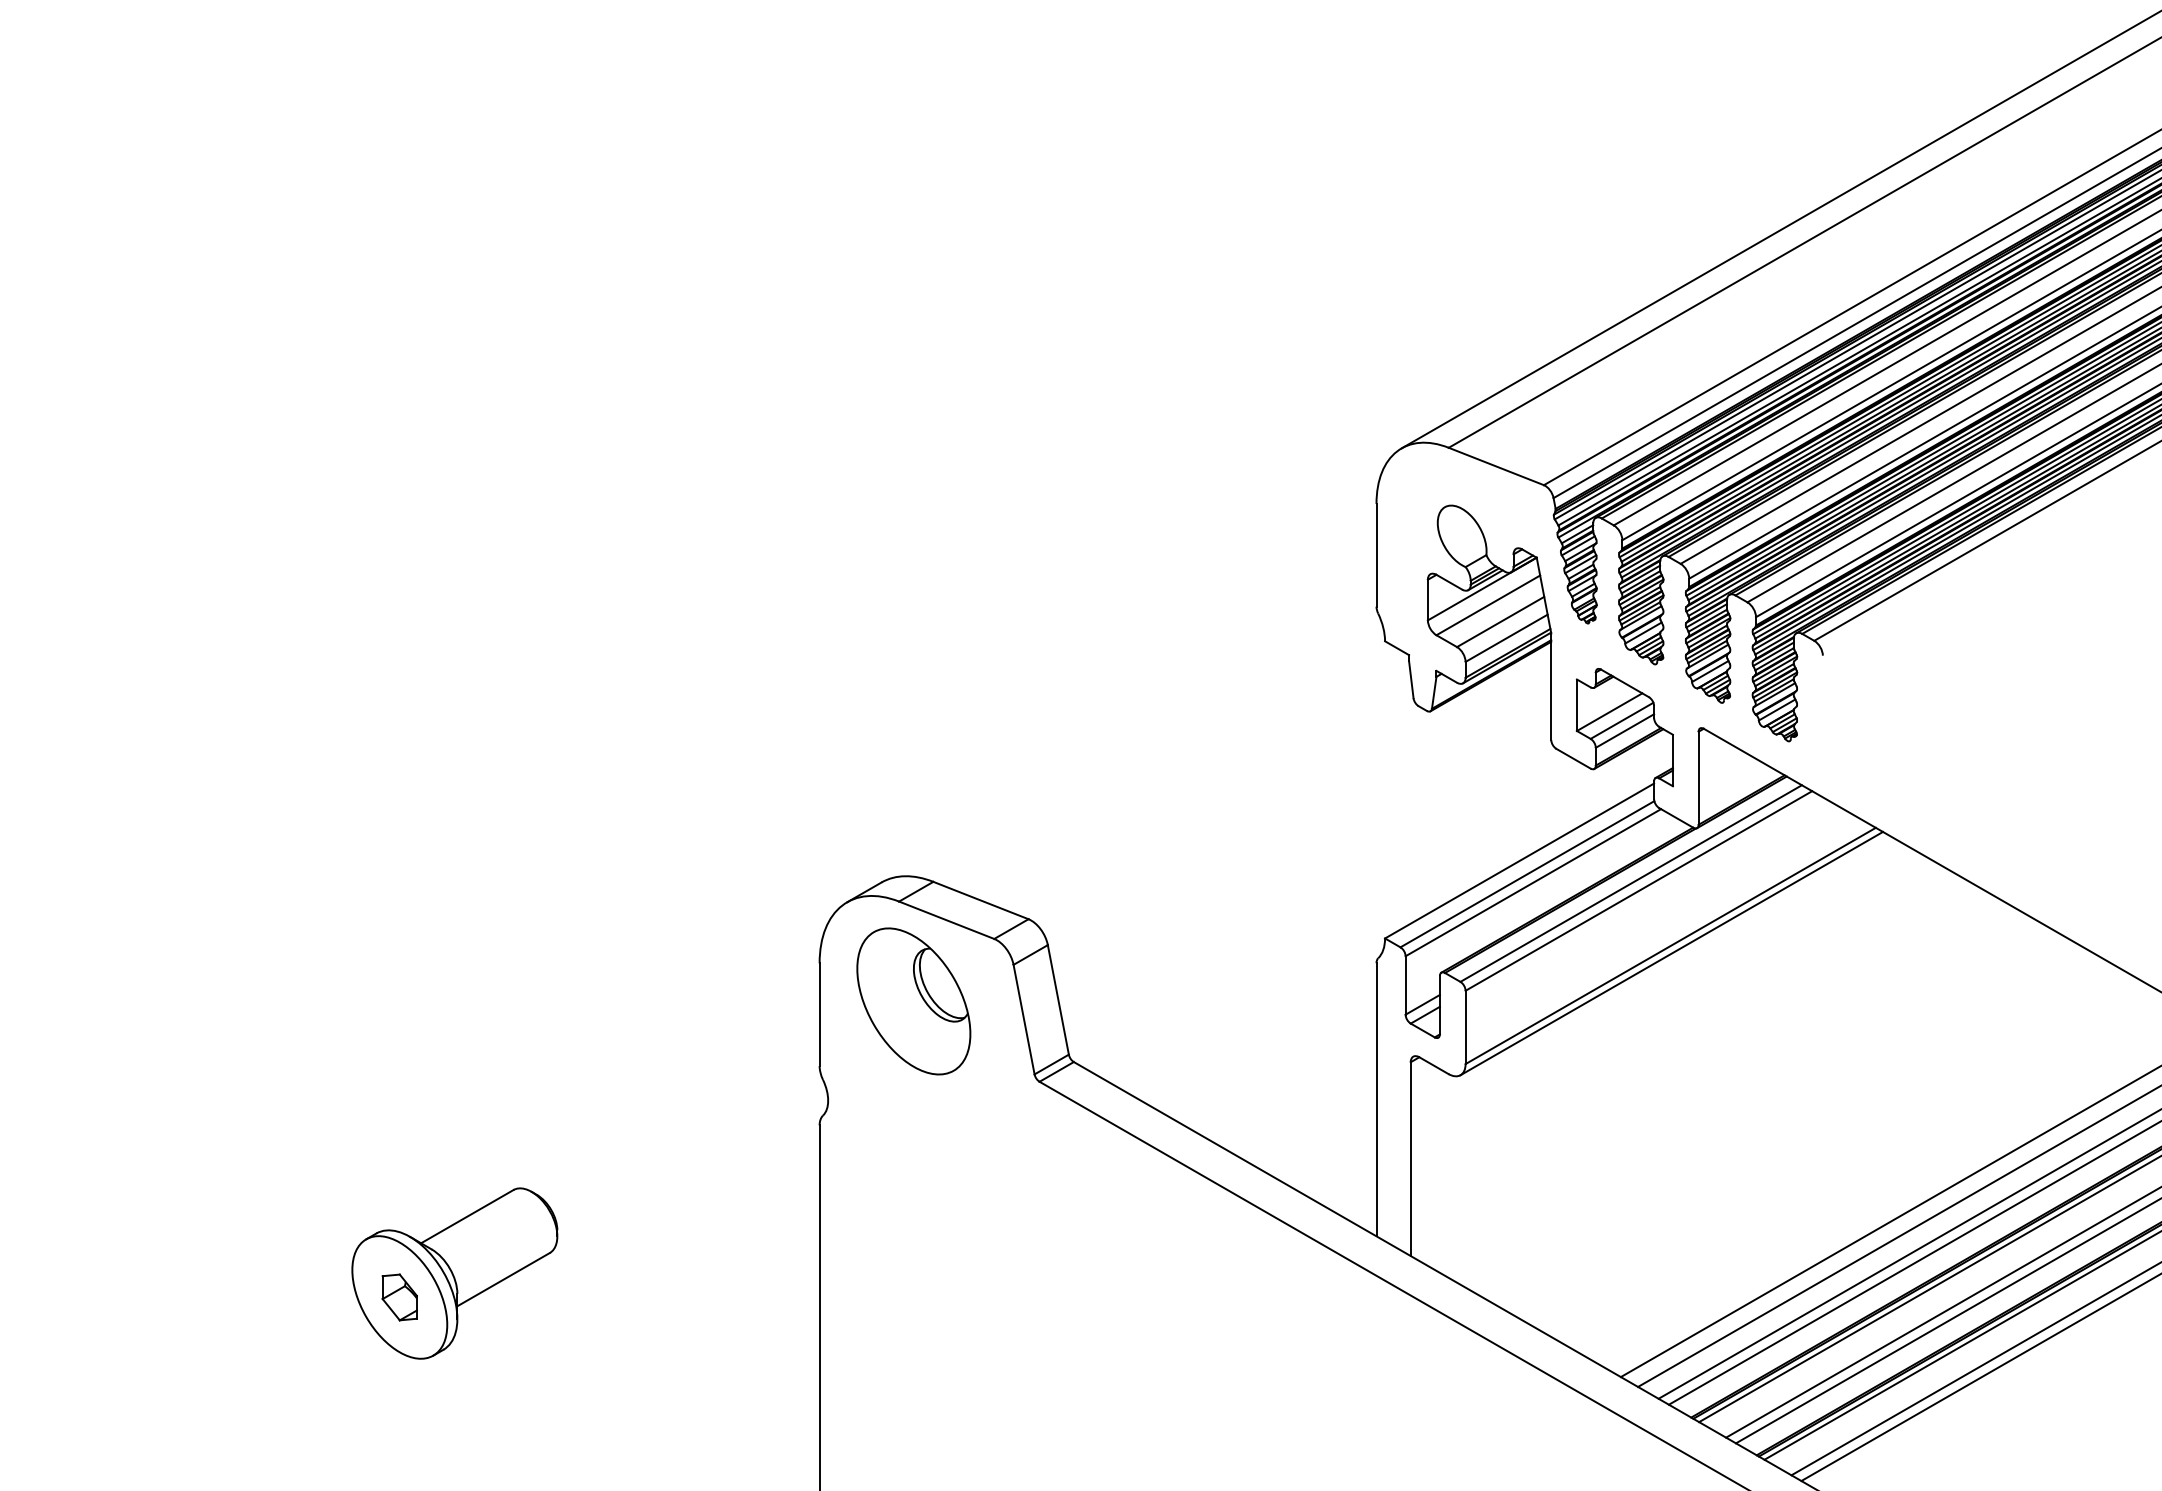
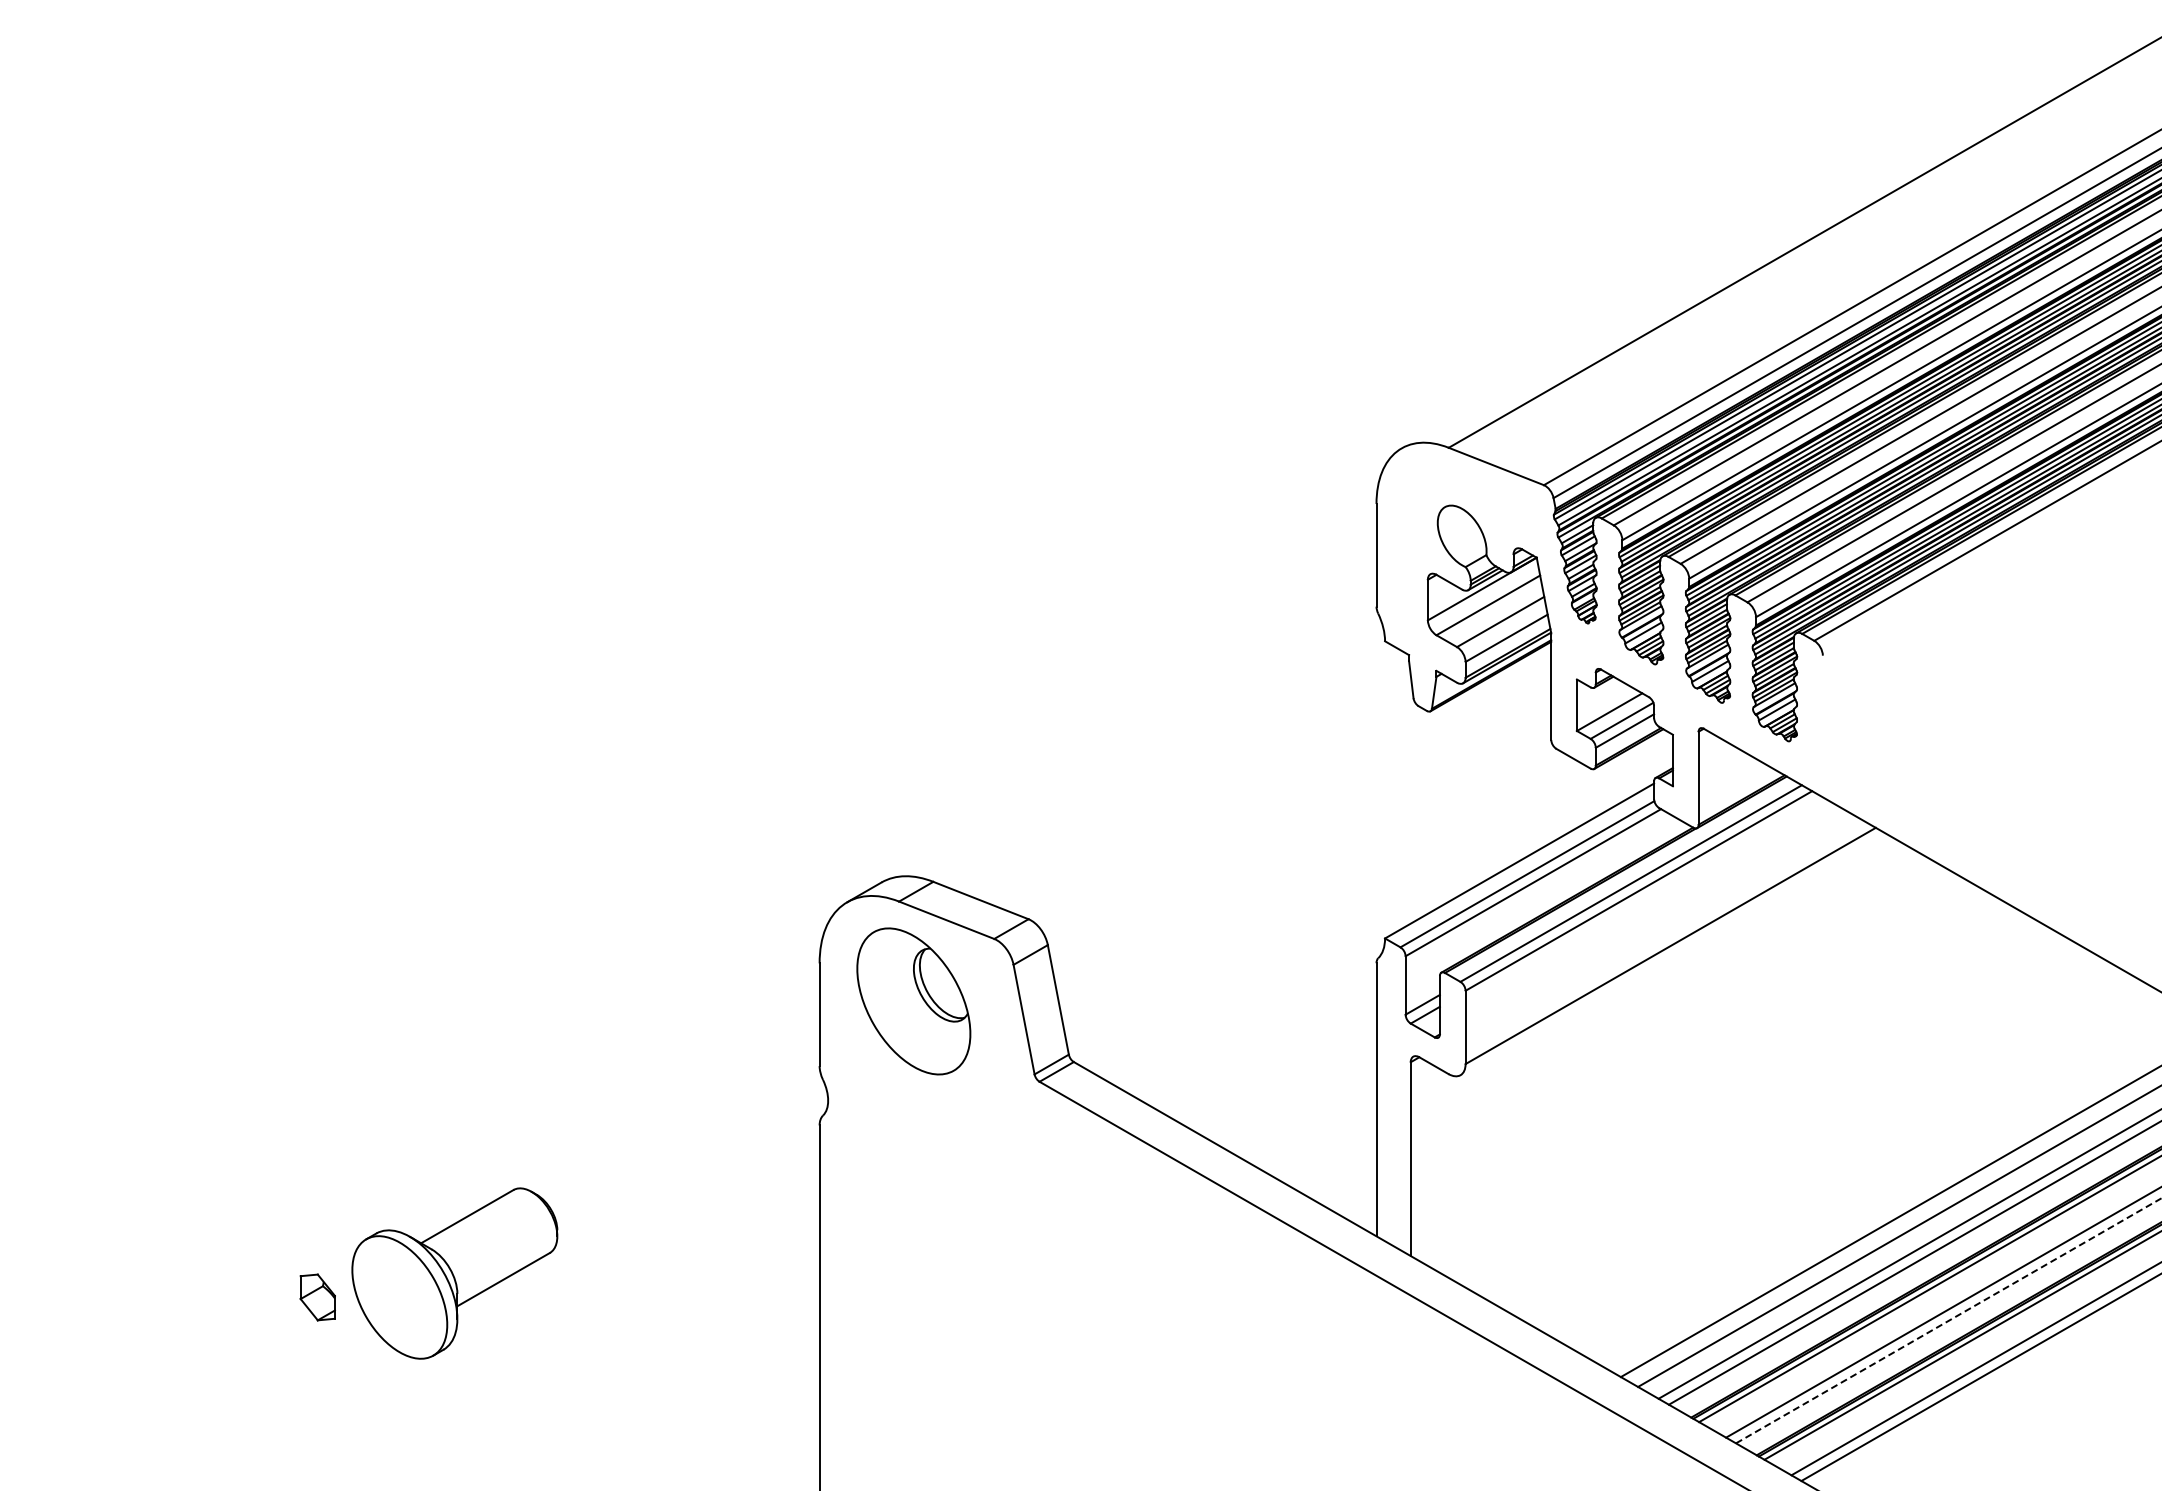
line: present -> none (1779, 230)
line: present -> none (1671, 953)
part position: (399, 1297) -> (317, 1297) (317, 1297)
line: solid -> dashed (1948, 1320)
